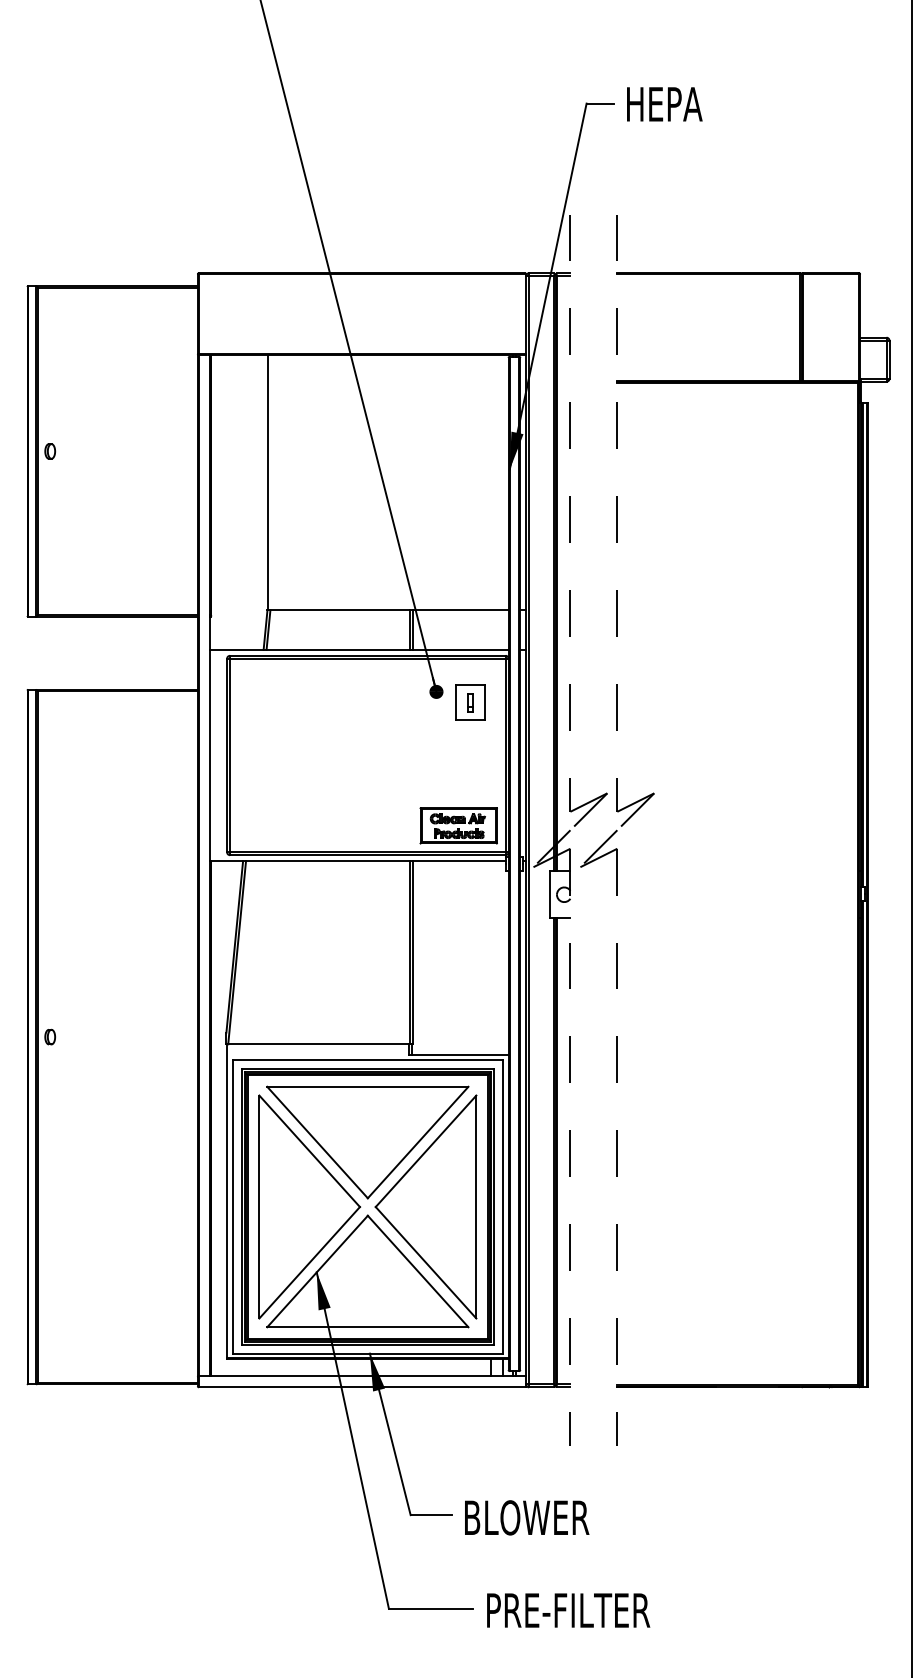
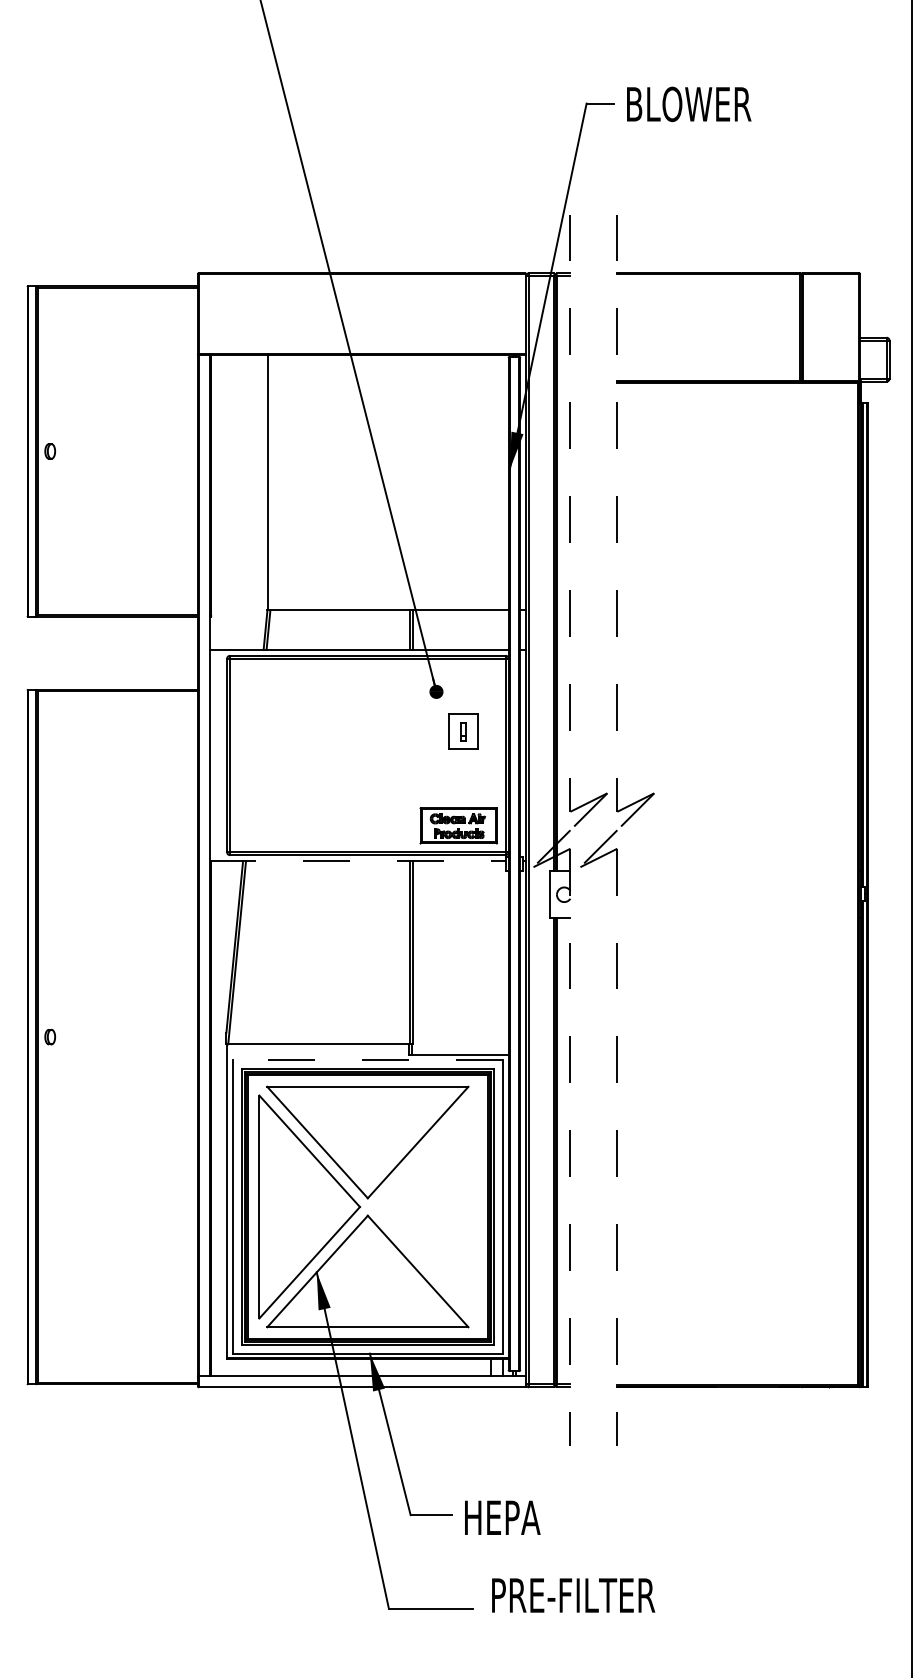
text: HEPA -> BLOWER (690, 104)
part position: (470, 702) -> (463, 731) (463, 731)
line: solid -> dashed (358, 861)
line: solid -> dashed (367, 1060)
part: present -> none (425, 1206)
text: BLOWER -> HEPA (528, 1517)
text position: (568, 1610) -> (573, 1595) (573, 1595)
